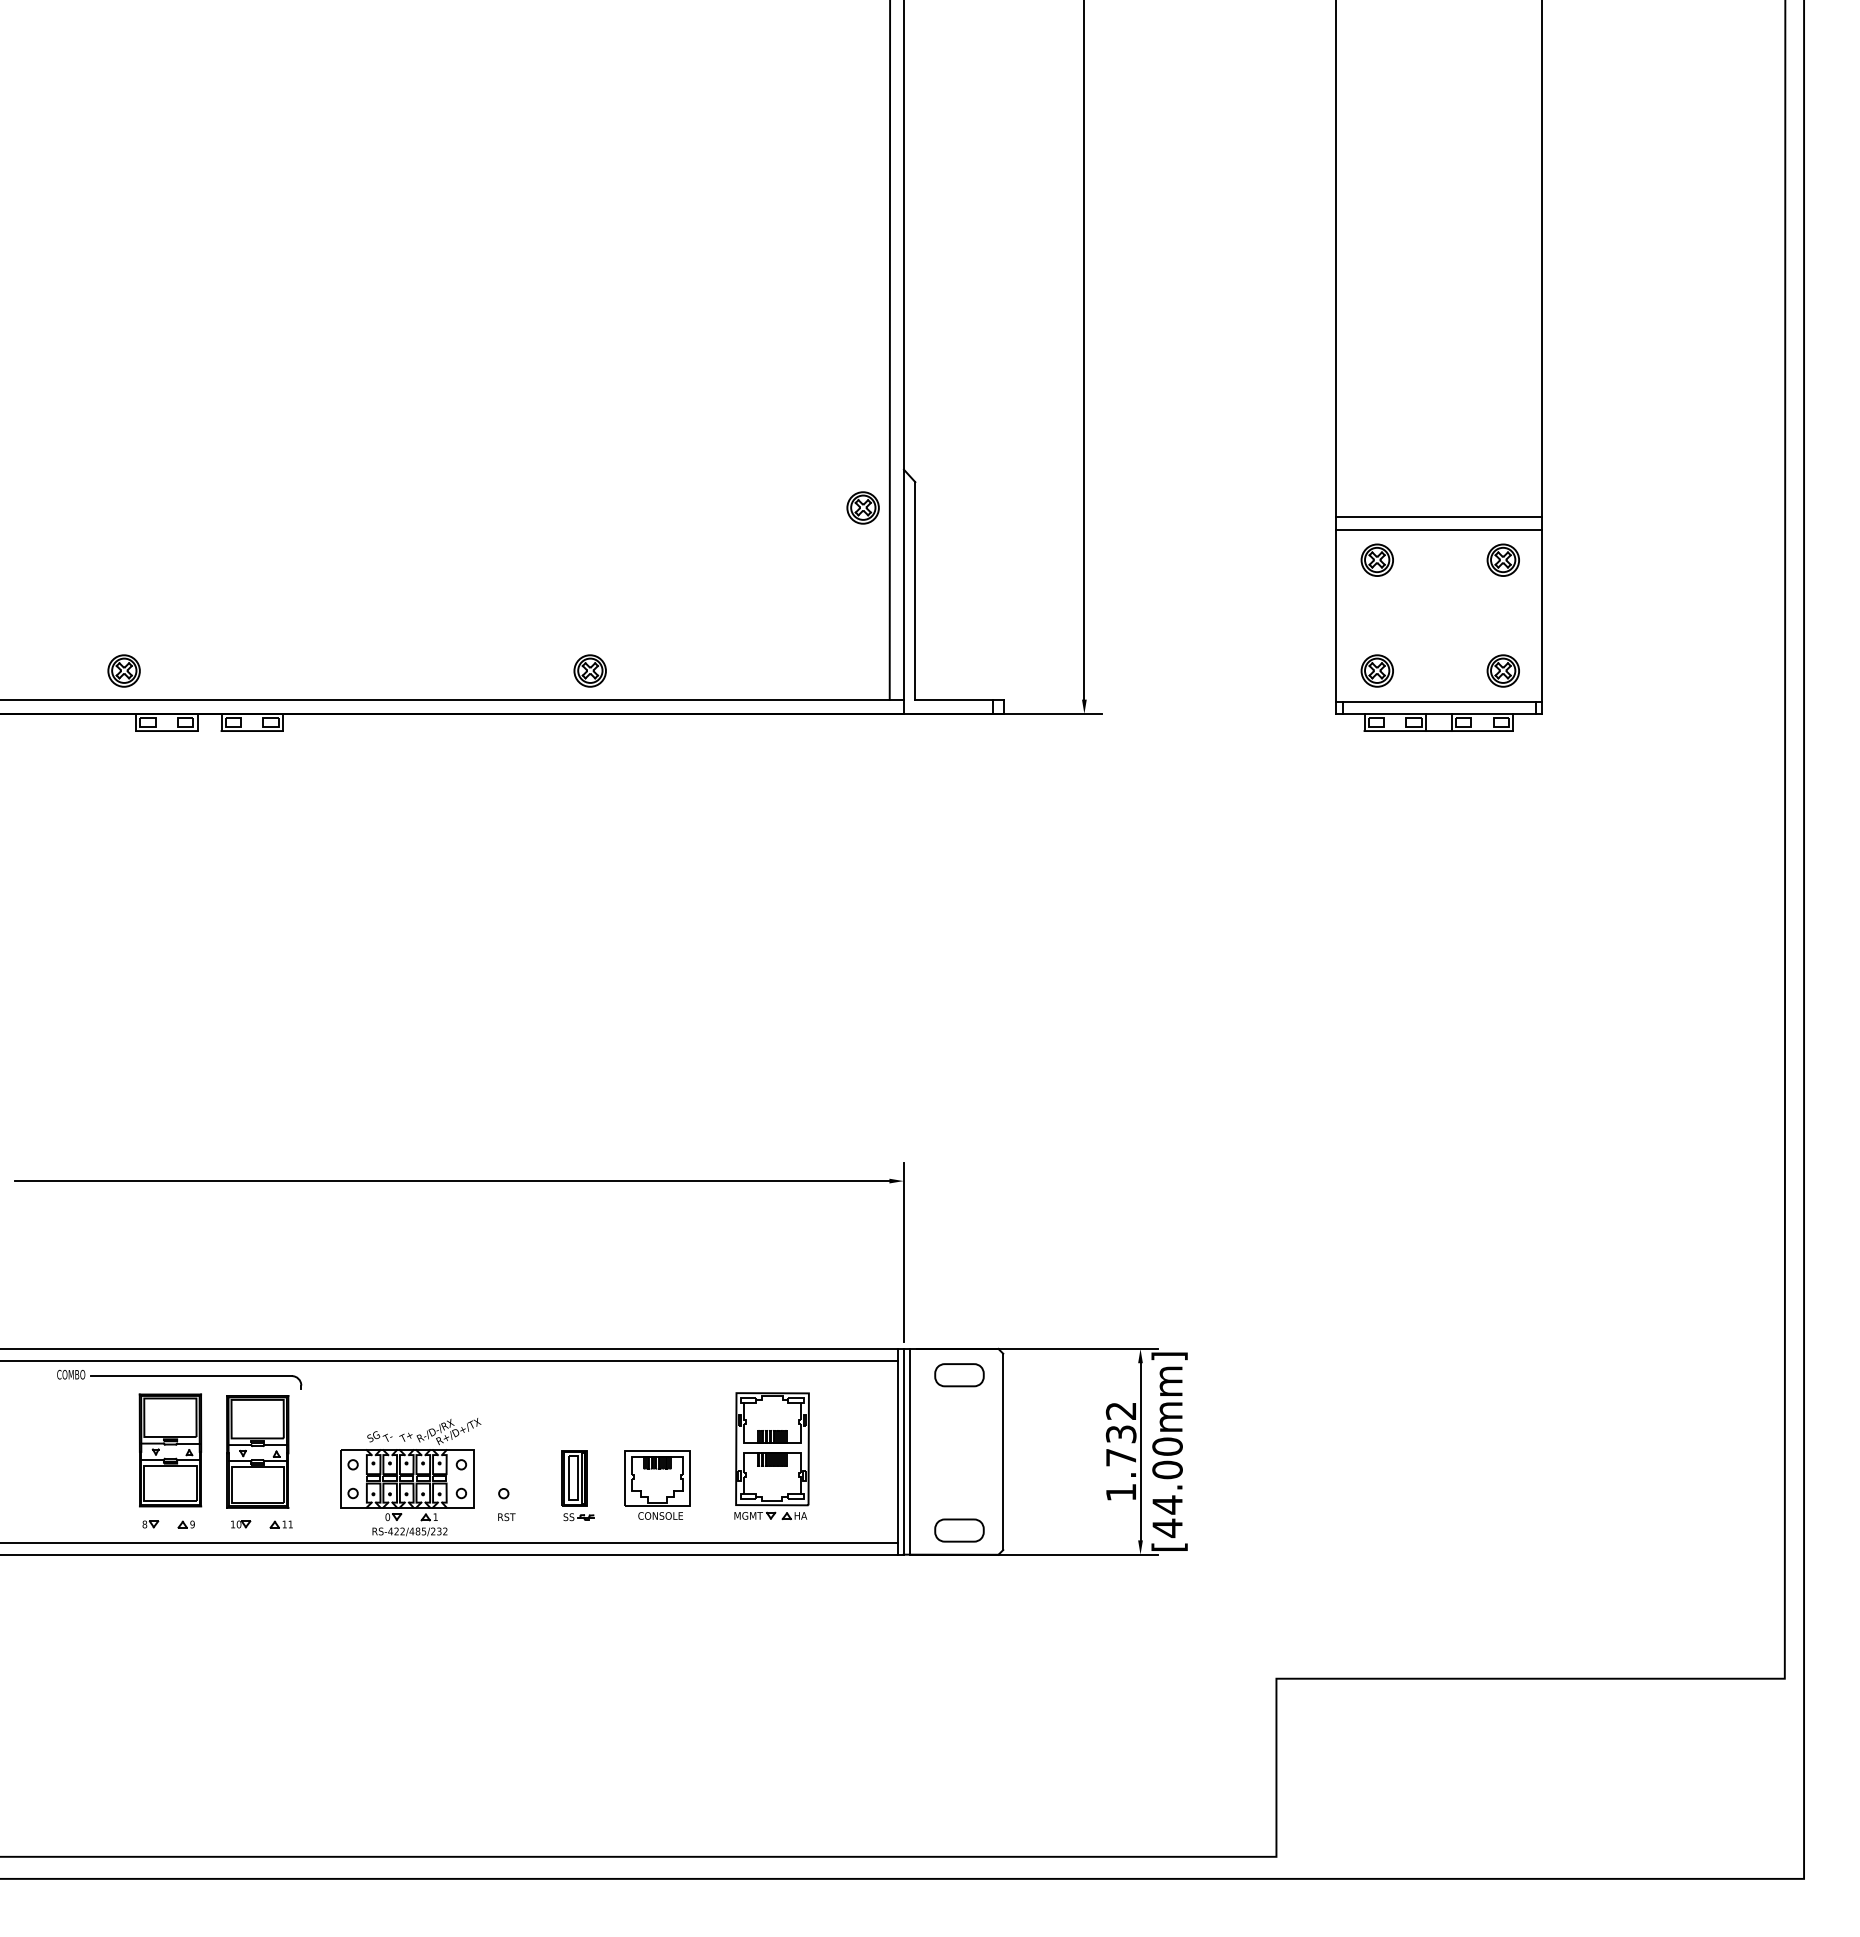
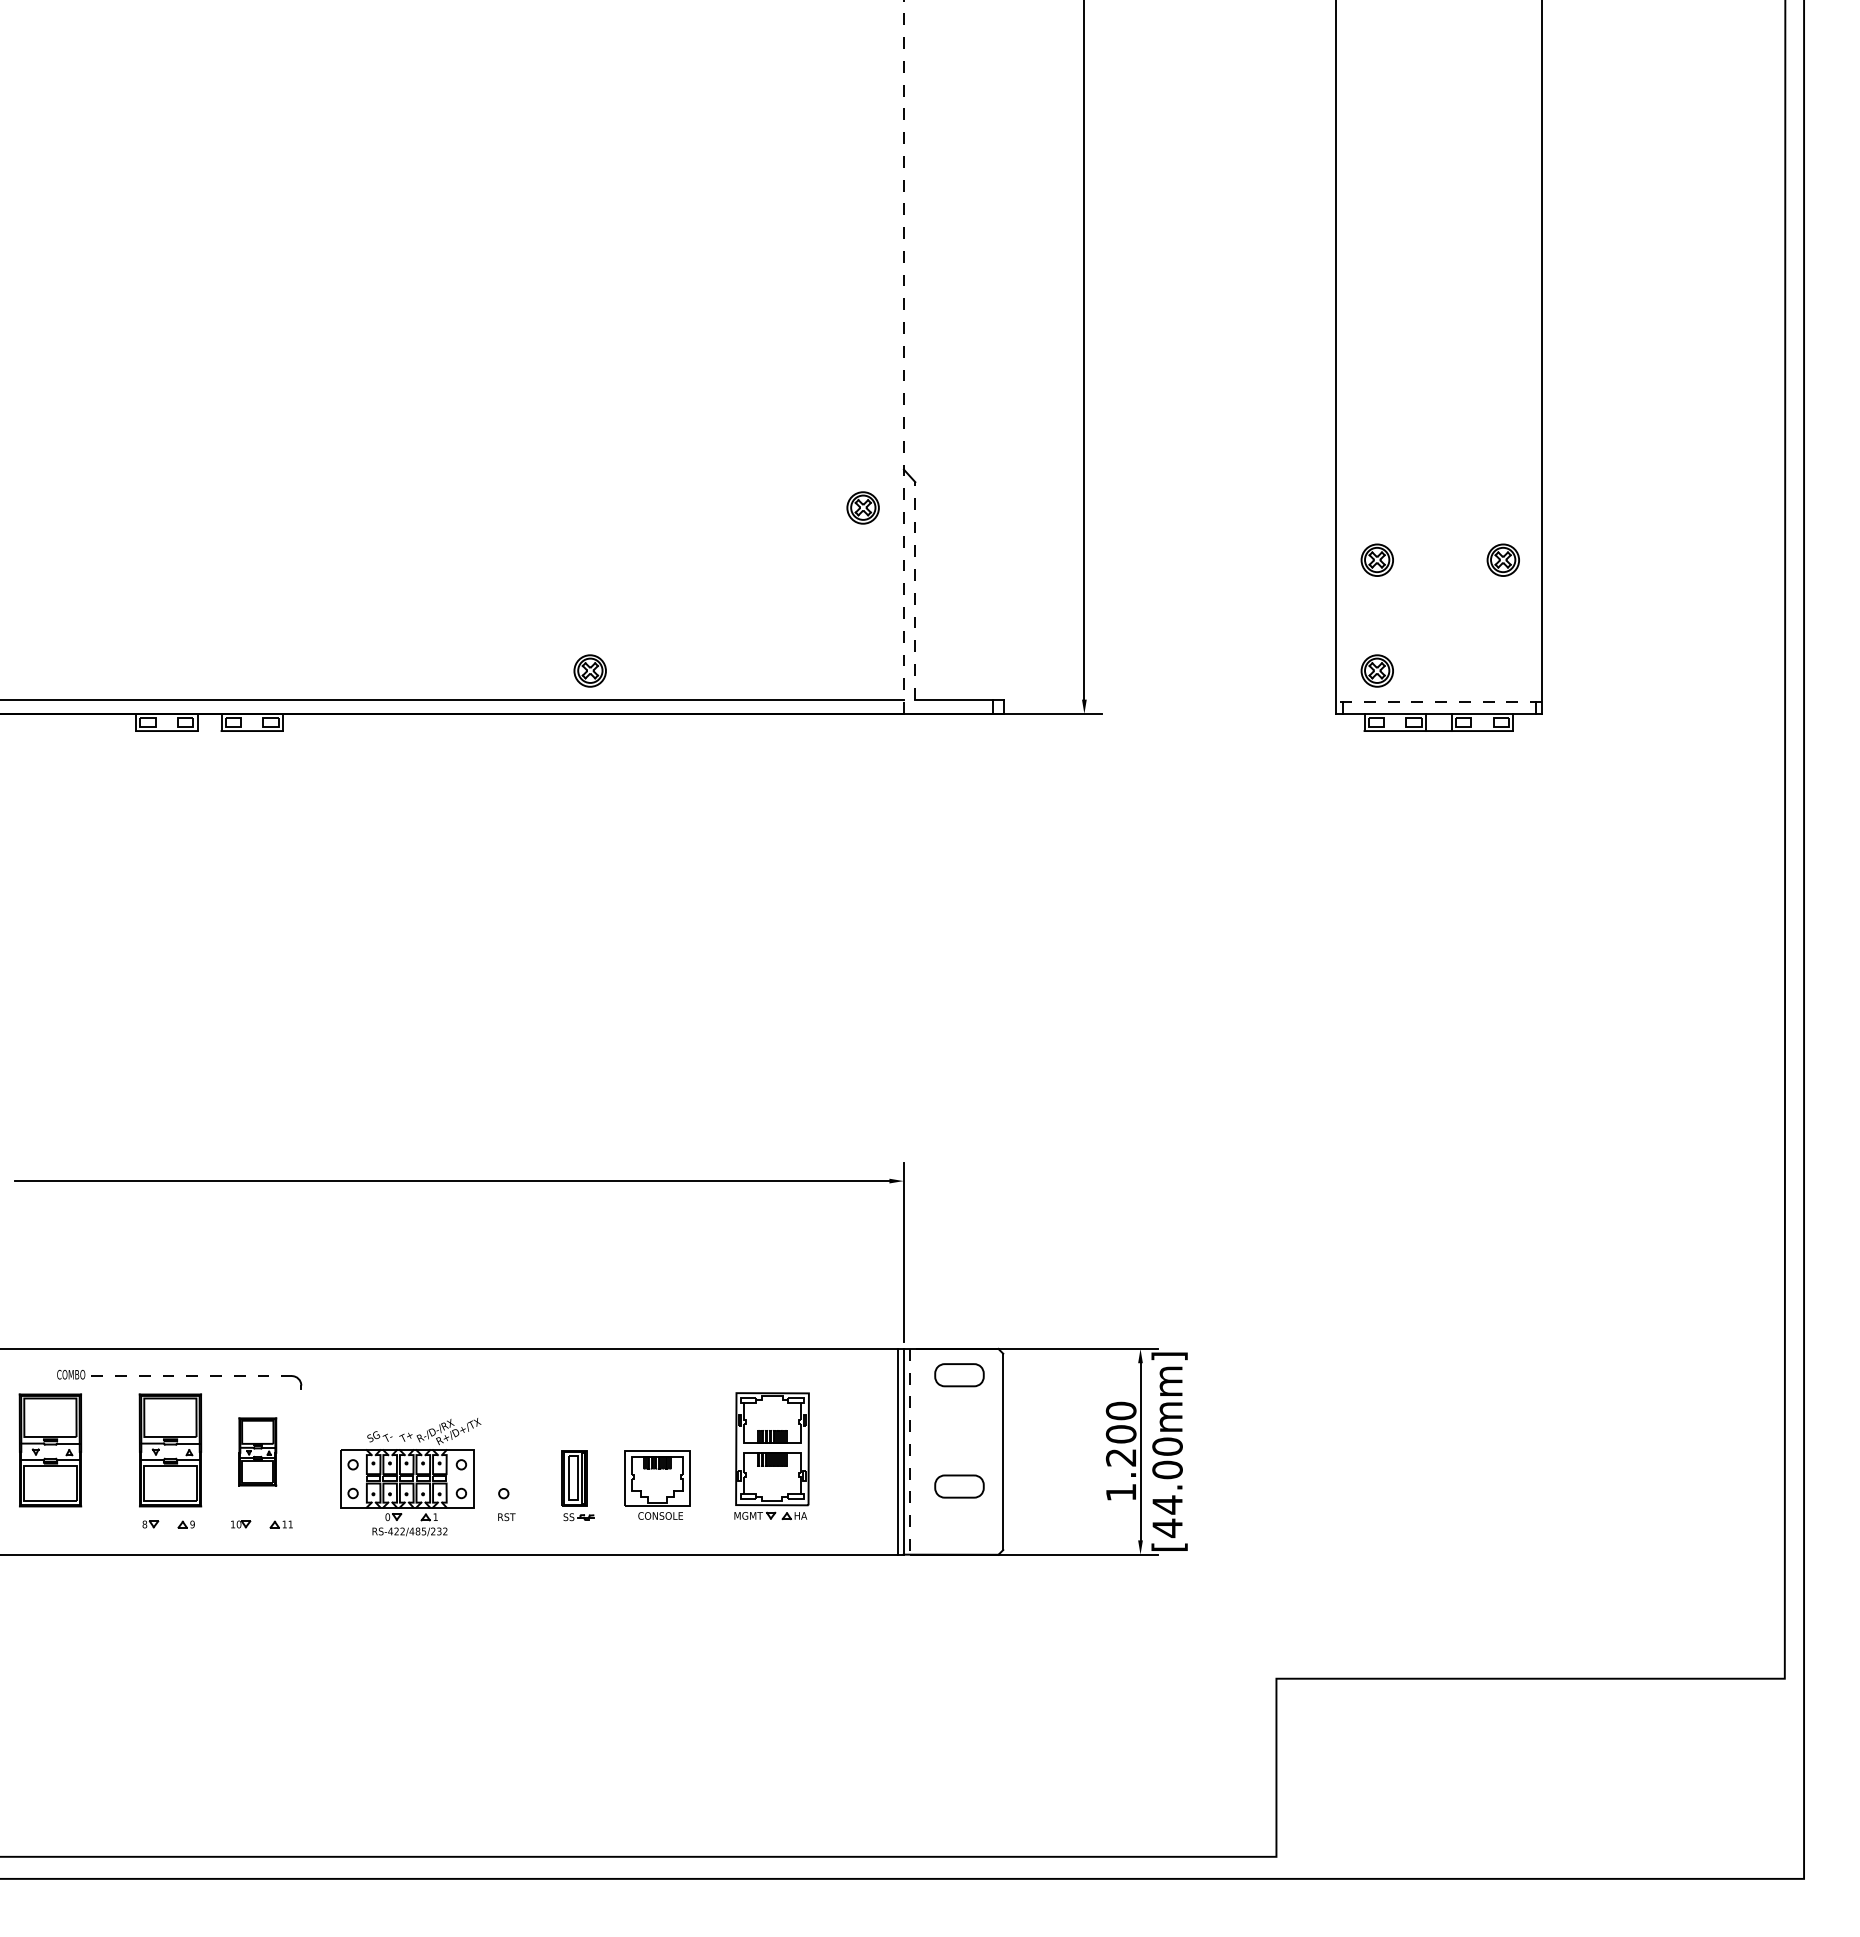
line: present -> none (889, 350)
line: solid -> dashed (903, 356)
line: present -> none (1439, 517)
line: present -> none (1439, 530)
line: solid -> dashed (915, 590)
part: present -> none (123, 670)
part: present -> none (1502, 670)
line: solid -> dashed (1439, 702)
line: present -> none (449, 1360)
line: solid -> dashed (192, 1376)
text: 1.732 -> 1.200 (1120, 1433)
part: none -> present (50, 1450)
part size: 64x114 px -> 40x70 px (257, 1451)
line: solid -> dashed (909, 1451)
part position: (959, 1530) -> (959, 1486) (959, 1486)
line: present -> none (449, 1542)
